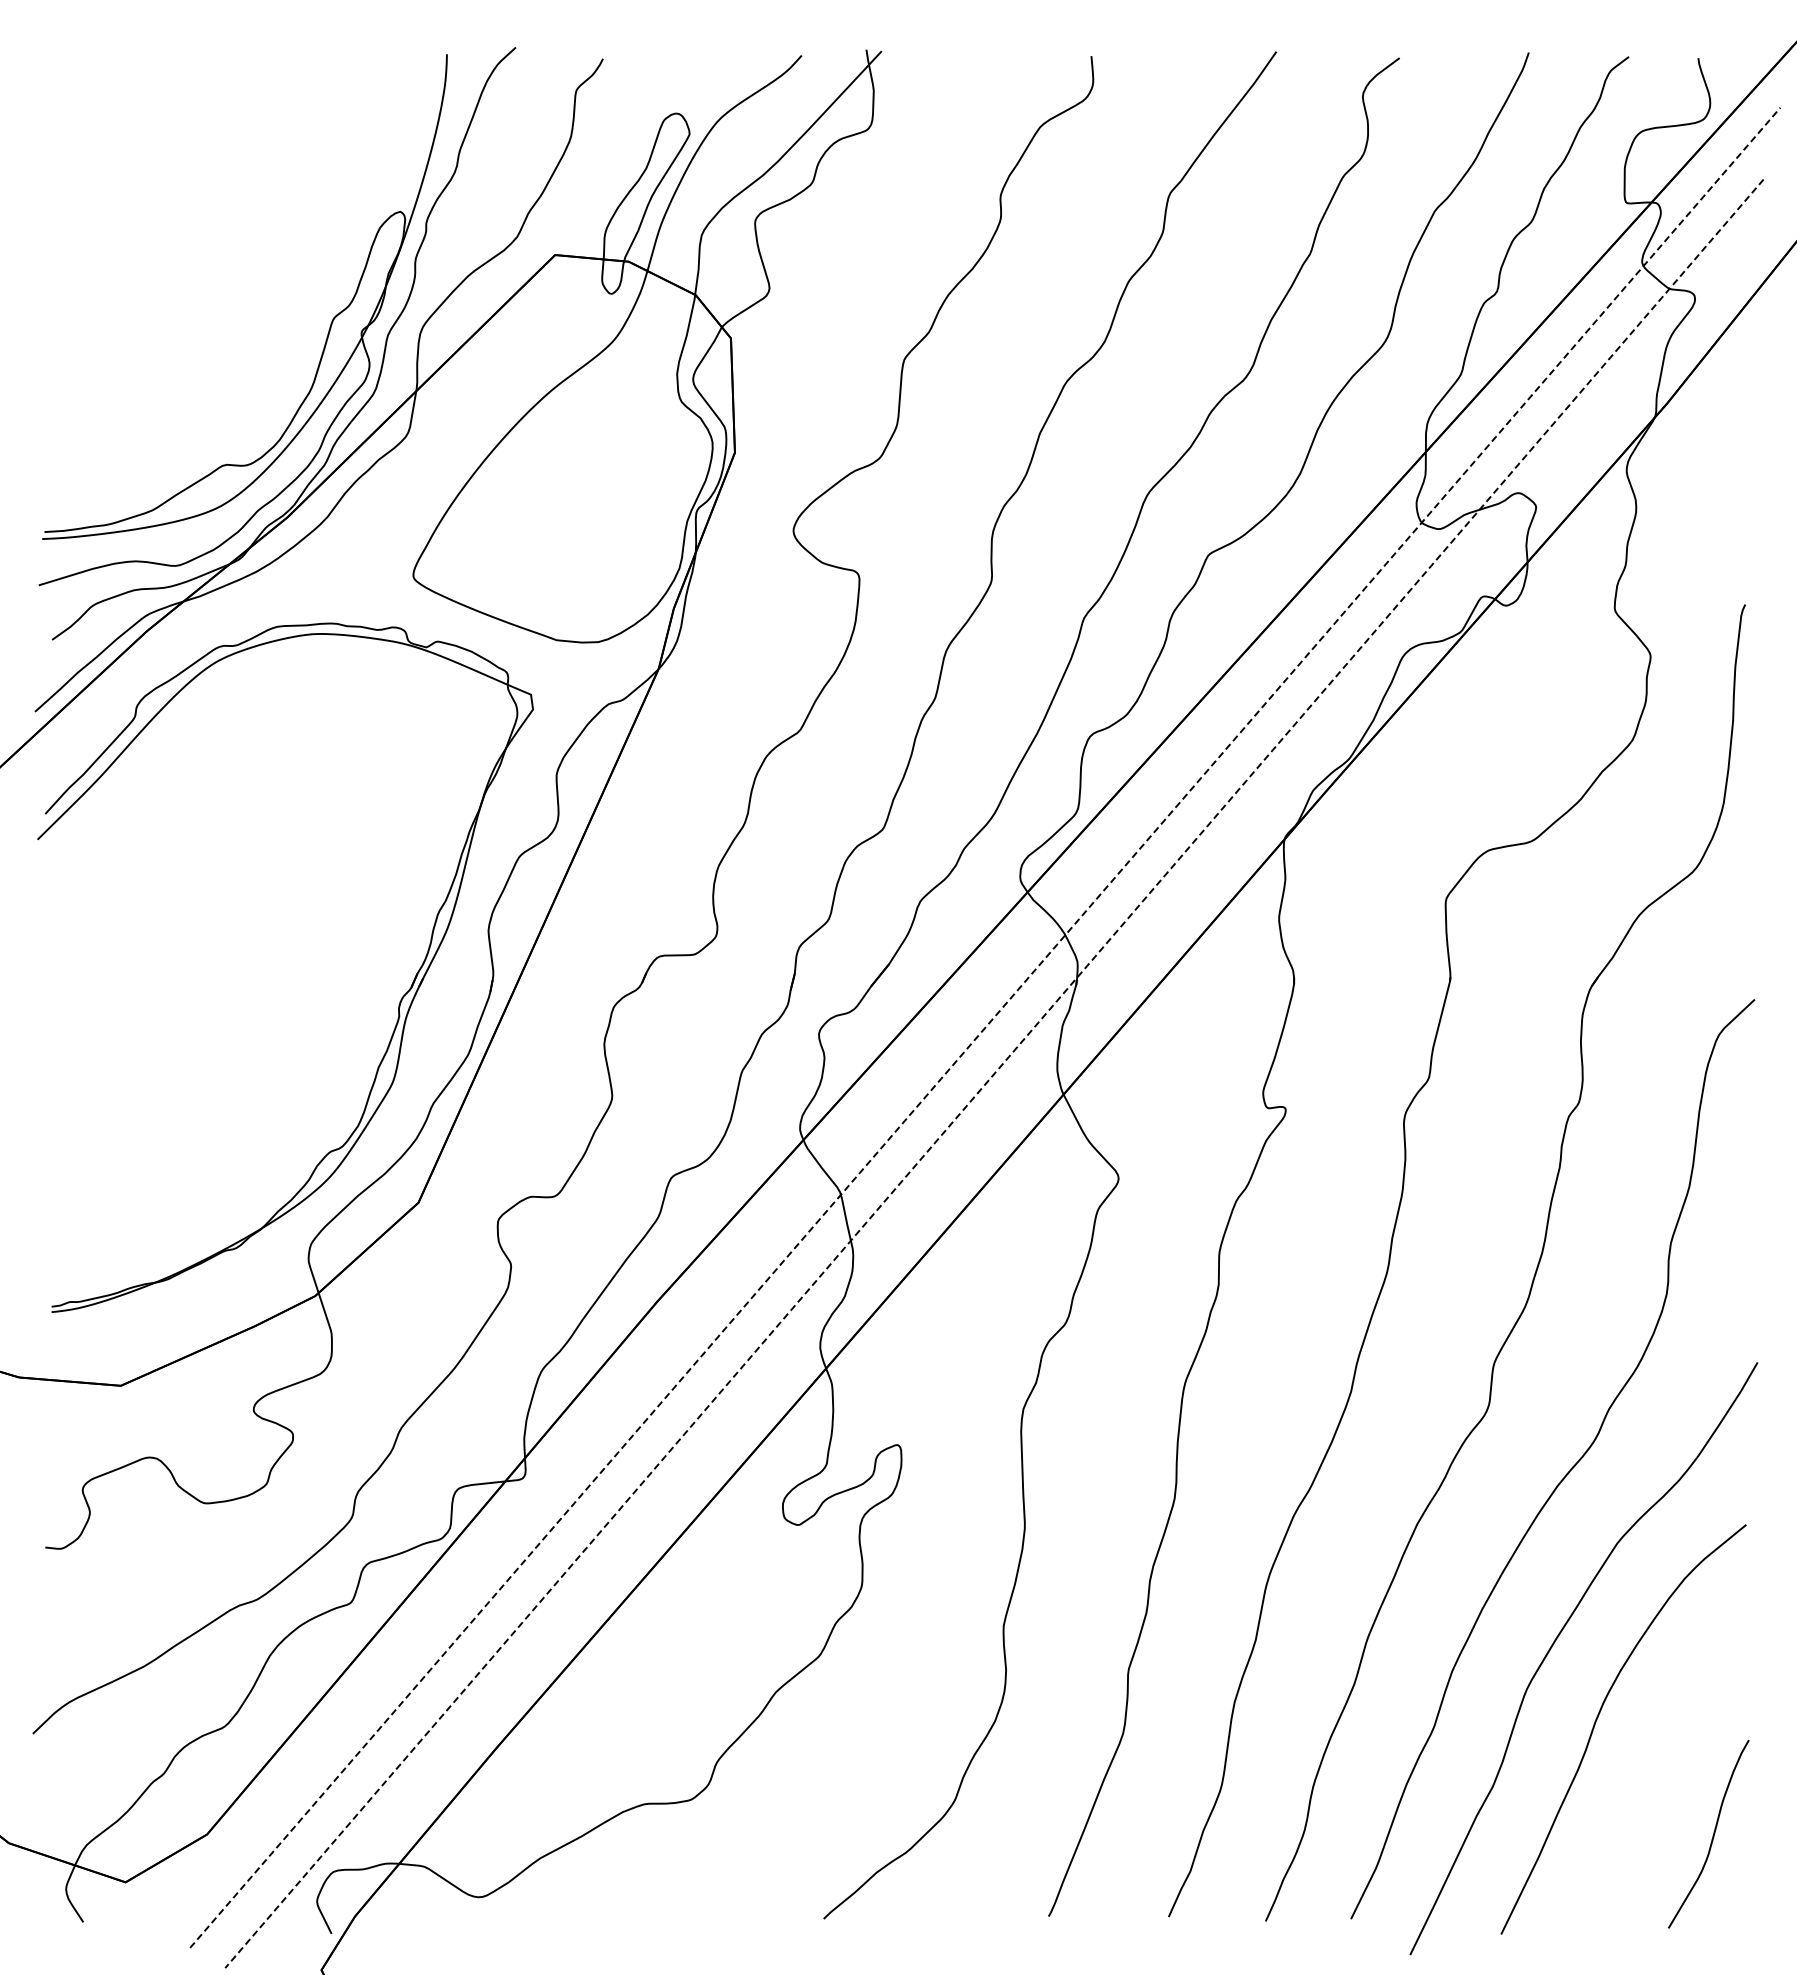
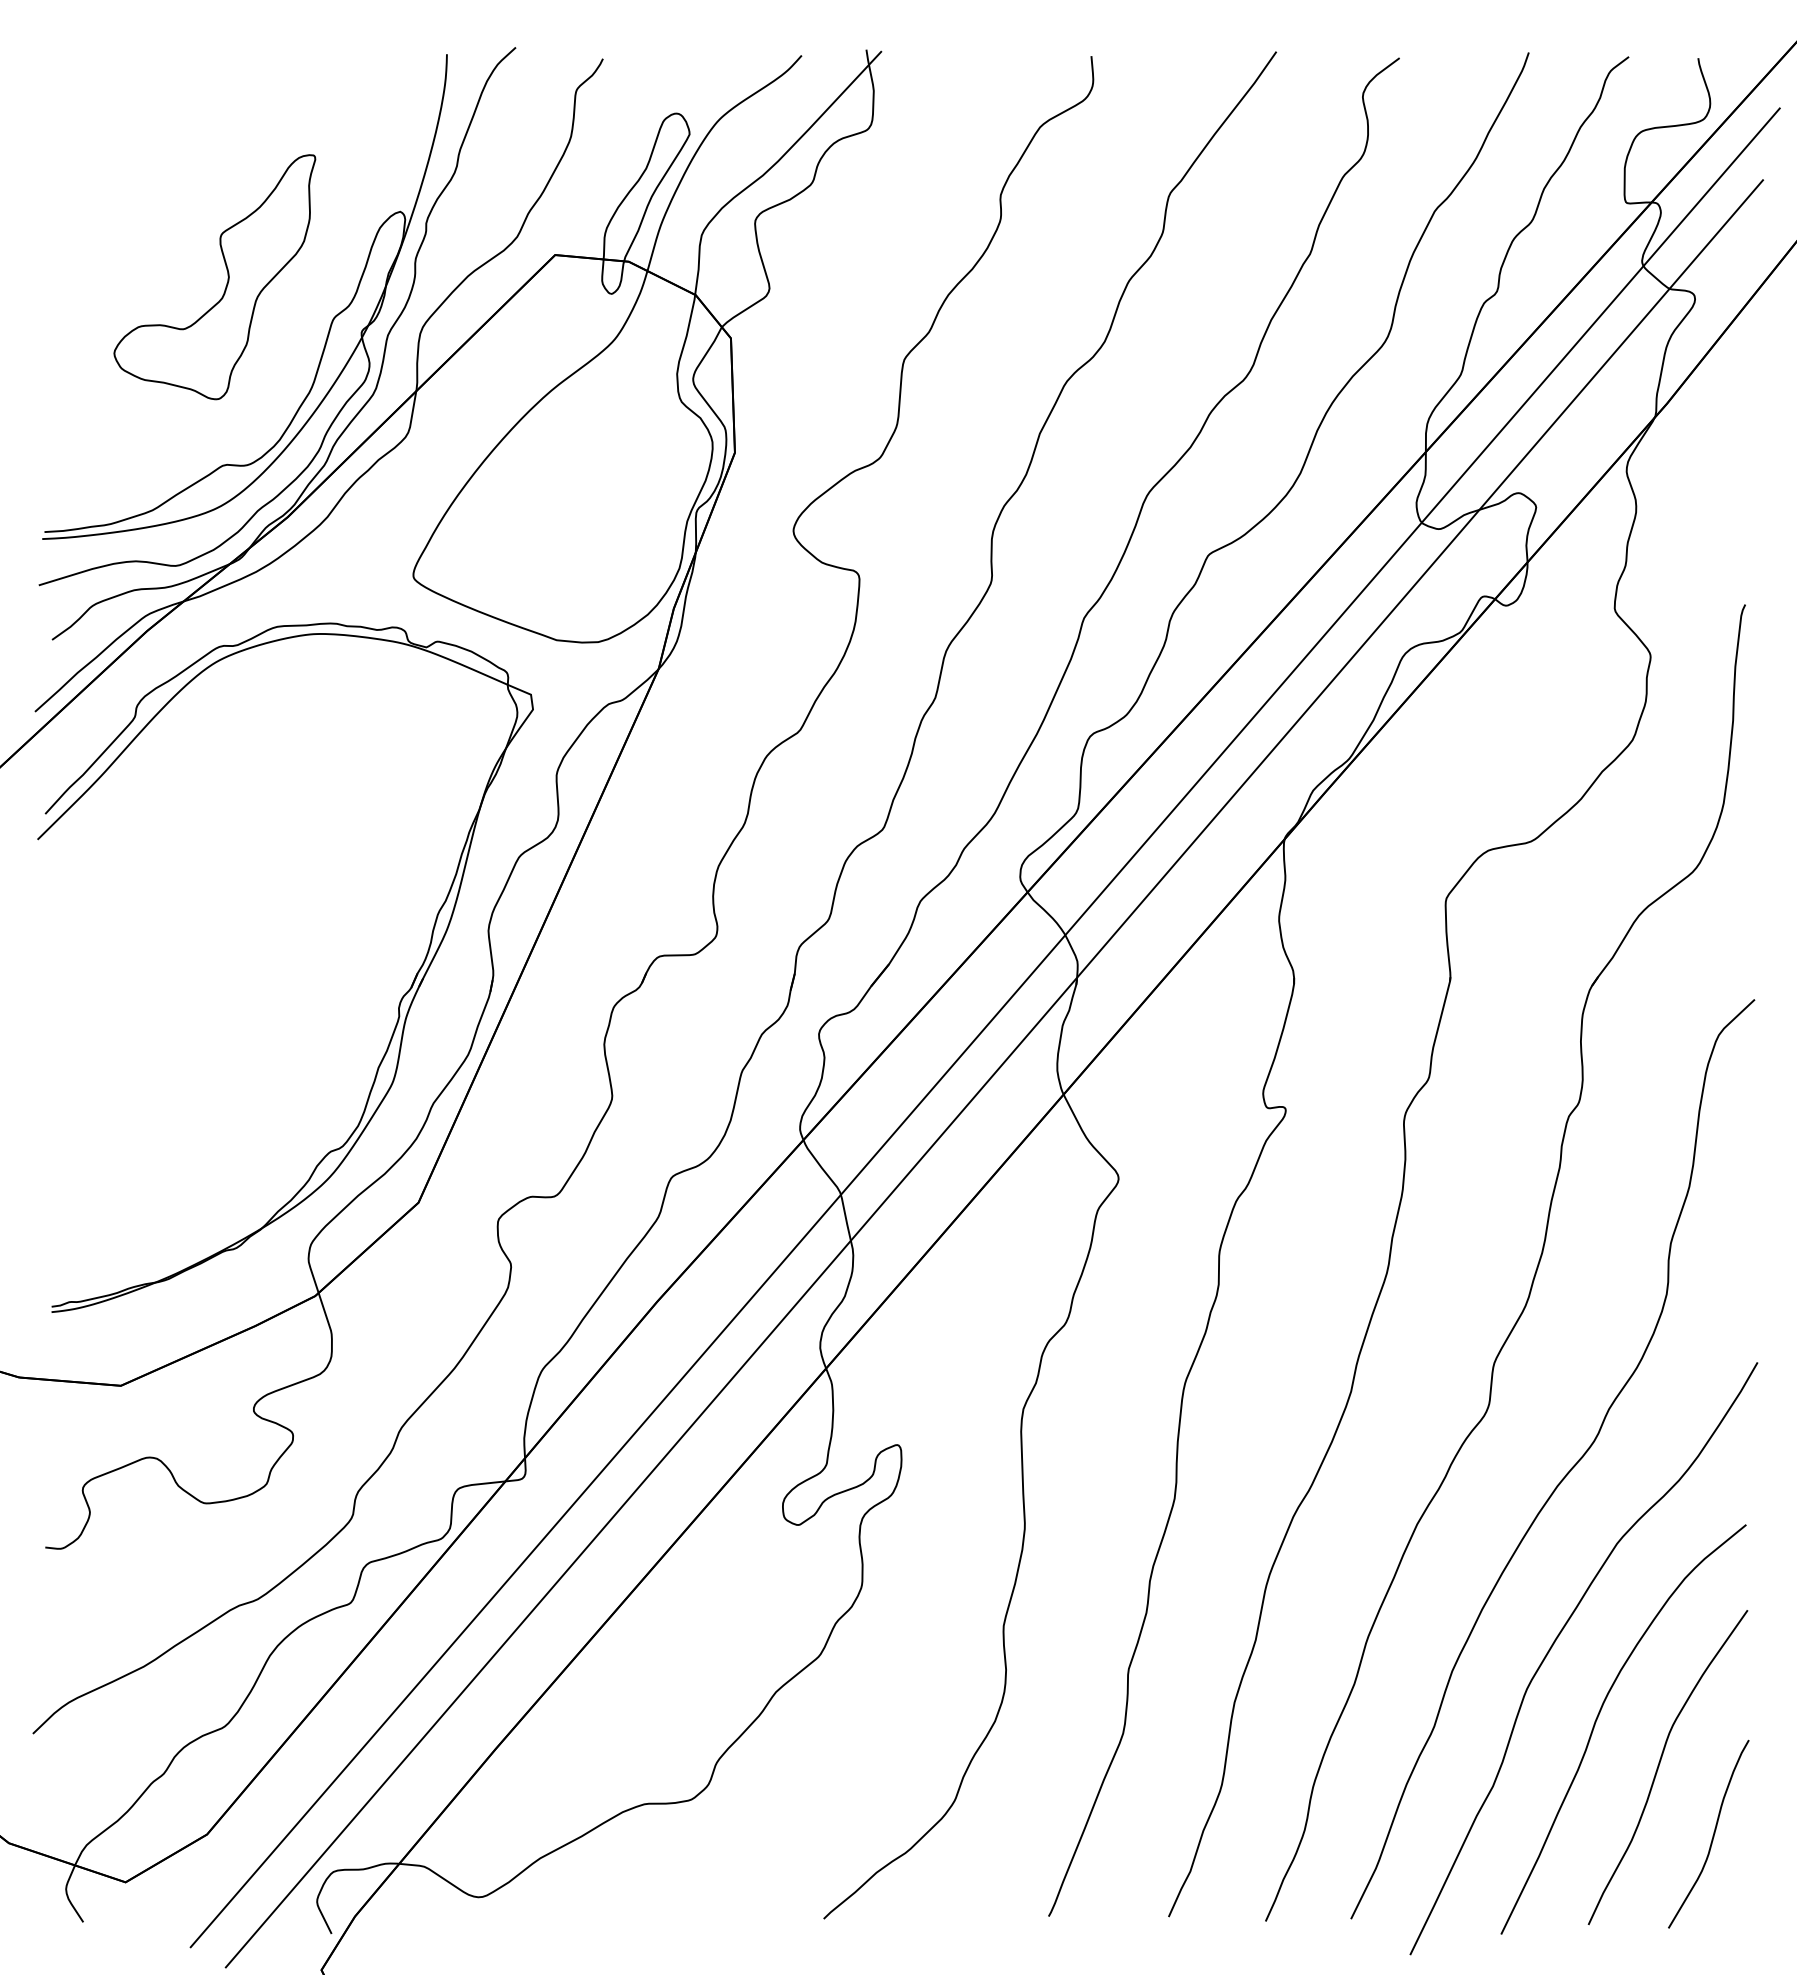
part: none -> present (227, 276)
line: dashed -> solid (985, 1027)
line: dashed -> solid (994, 1073)
curve: none -> present (1660, 1763)
